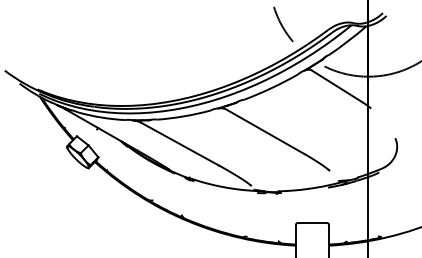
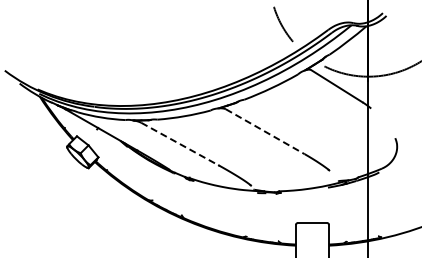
line: solid -> dashed (265, 131)
line: solid -> dashed (180, 144)
